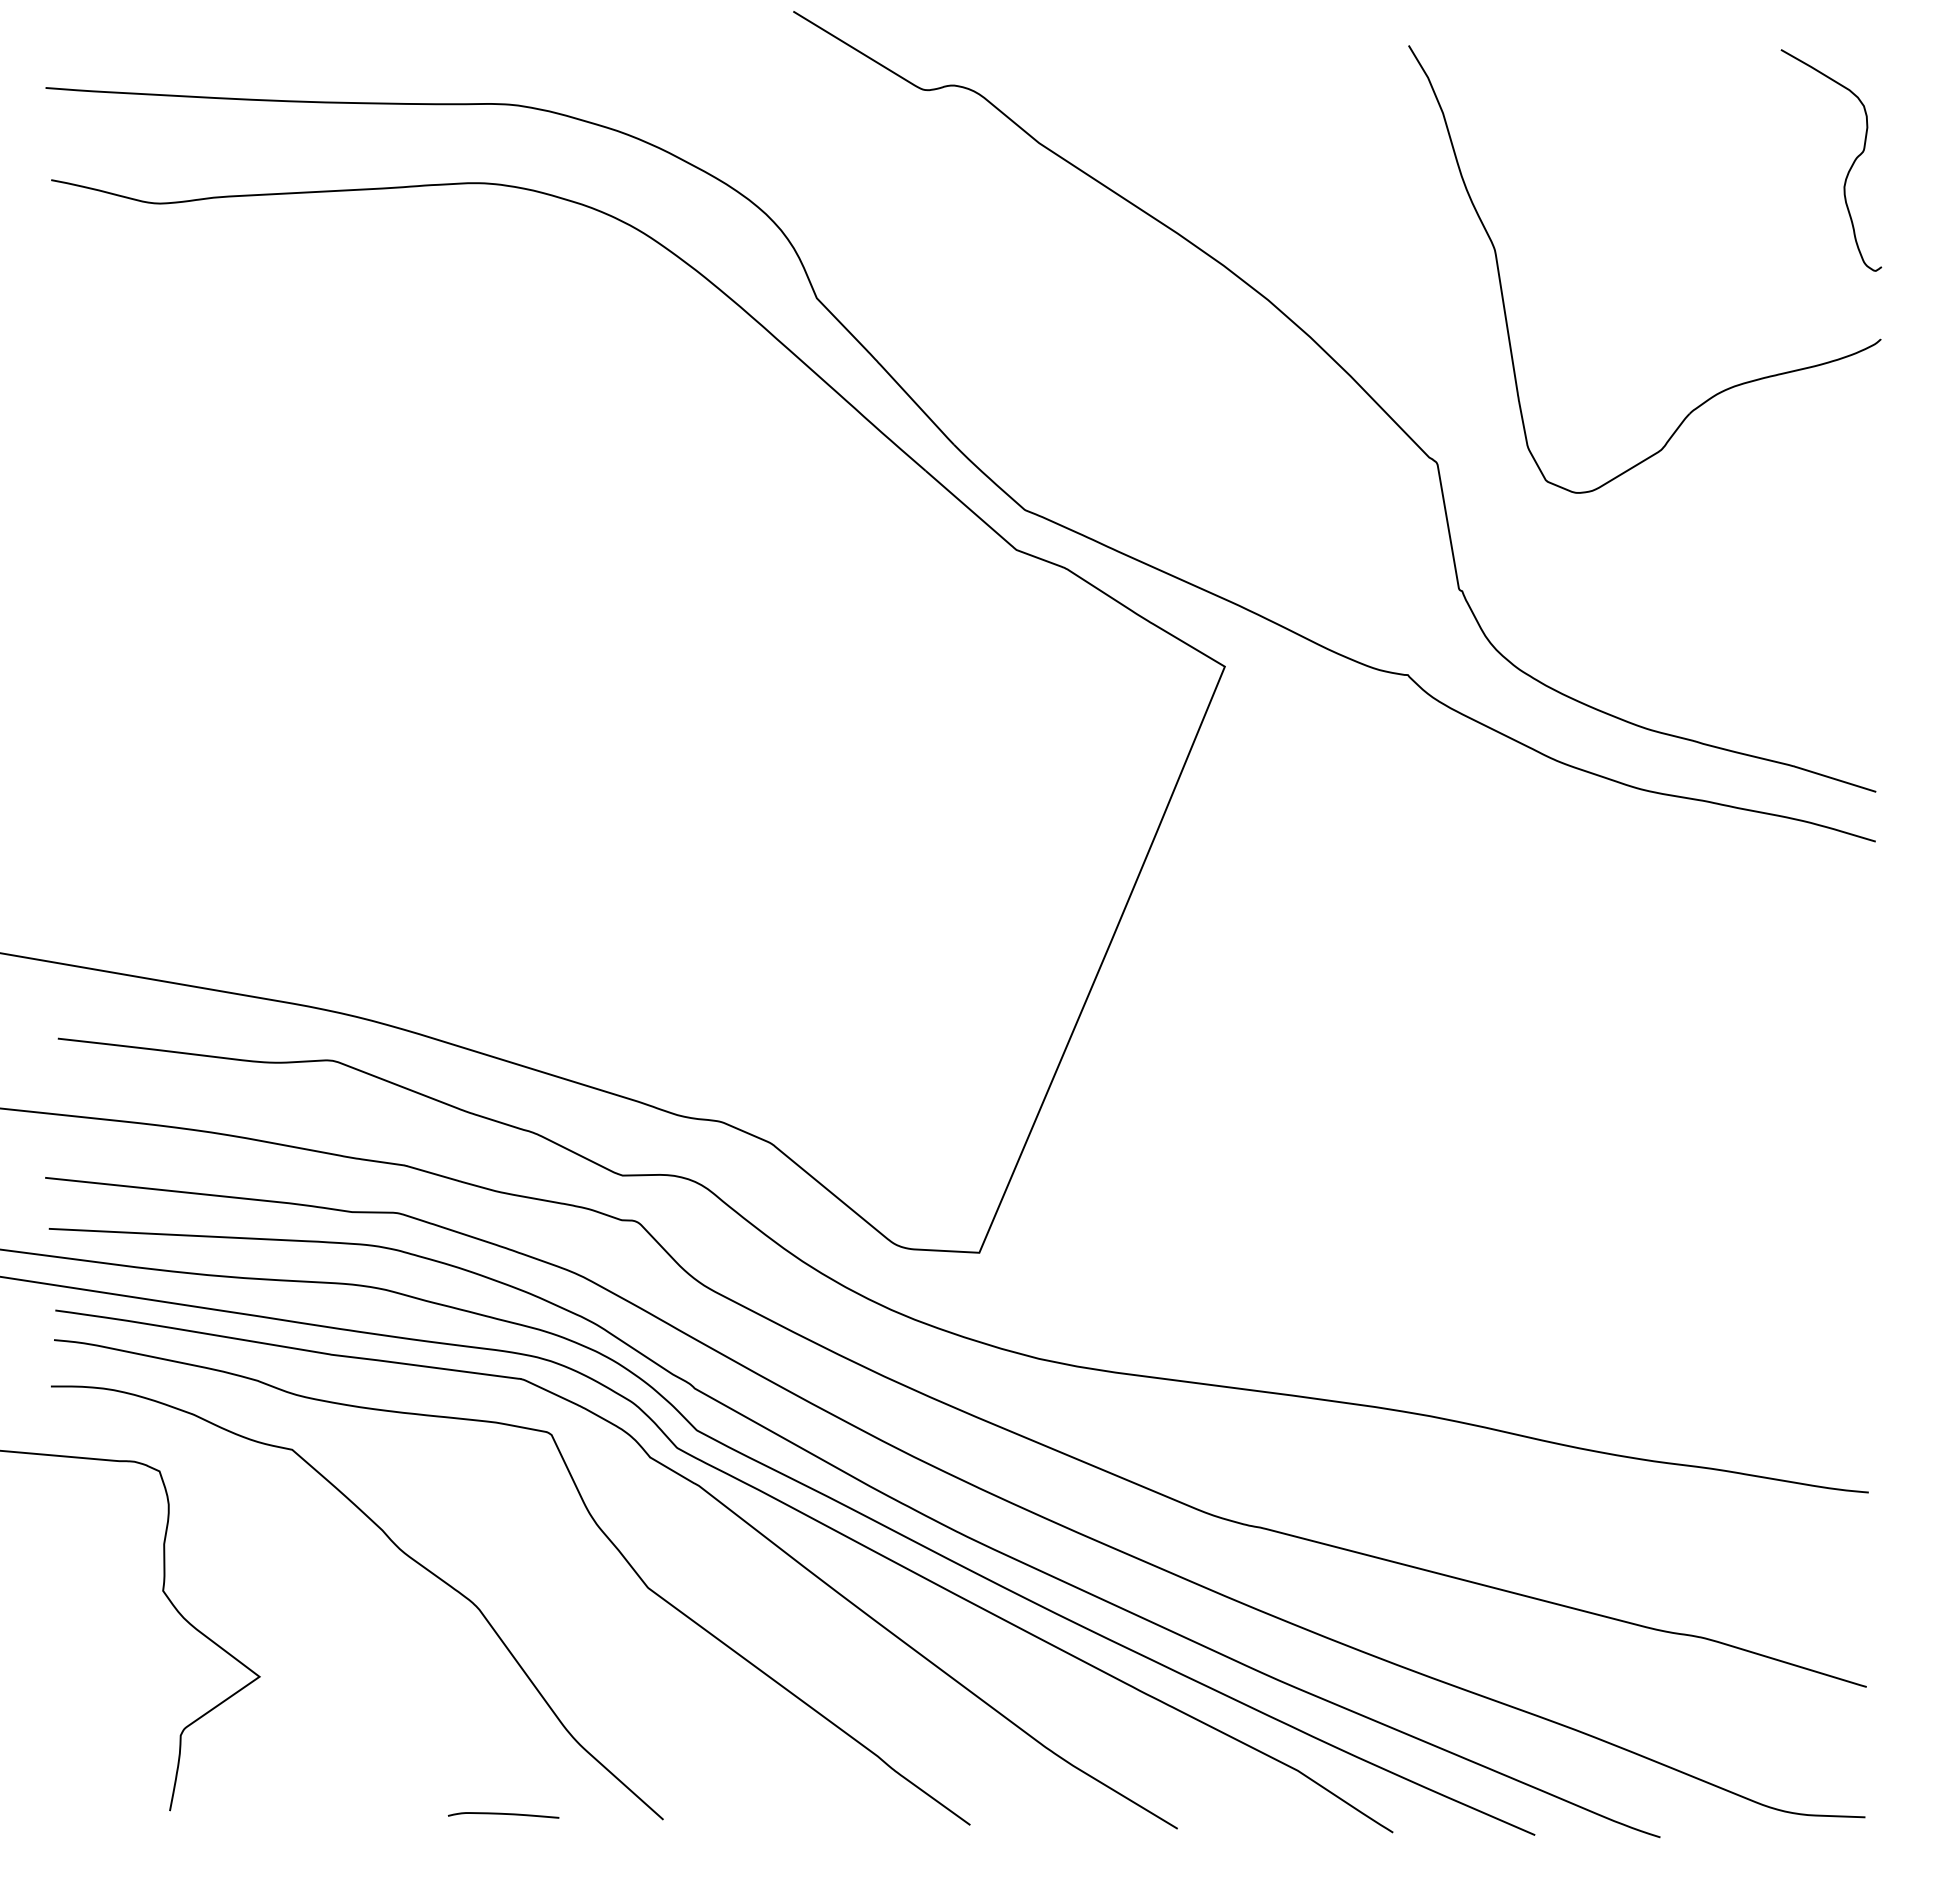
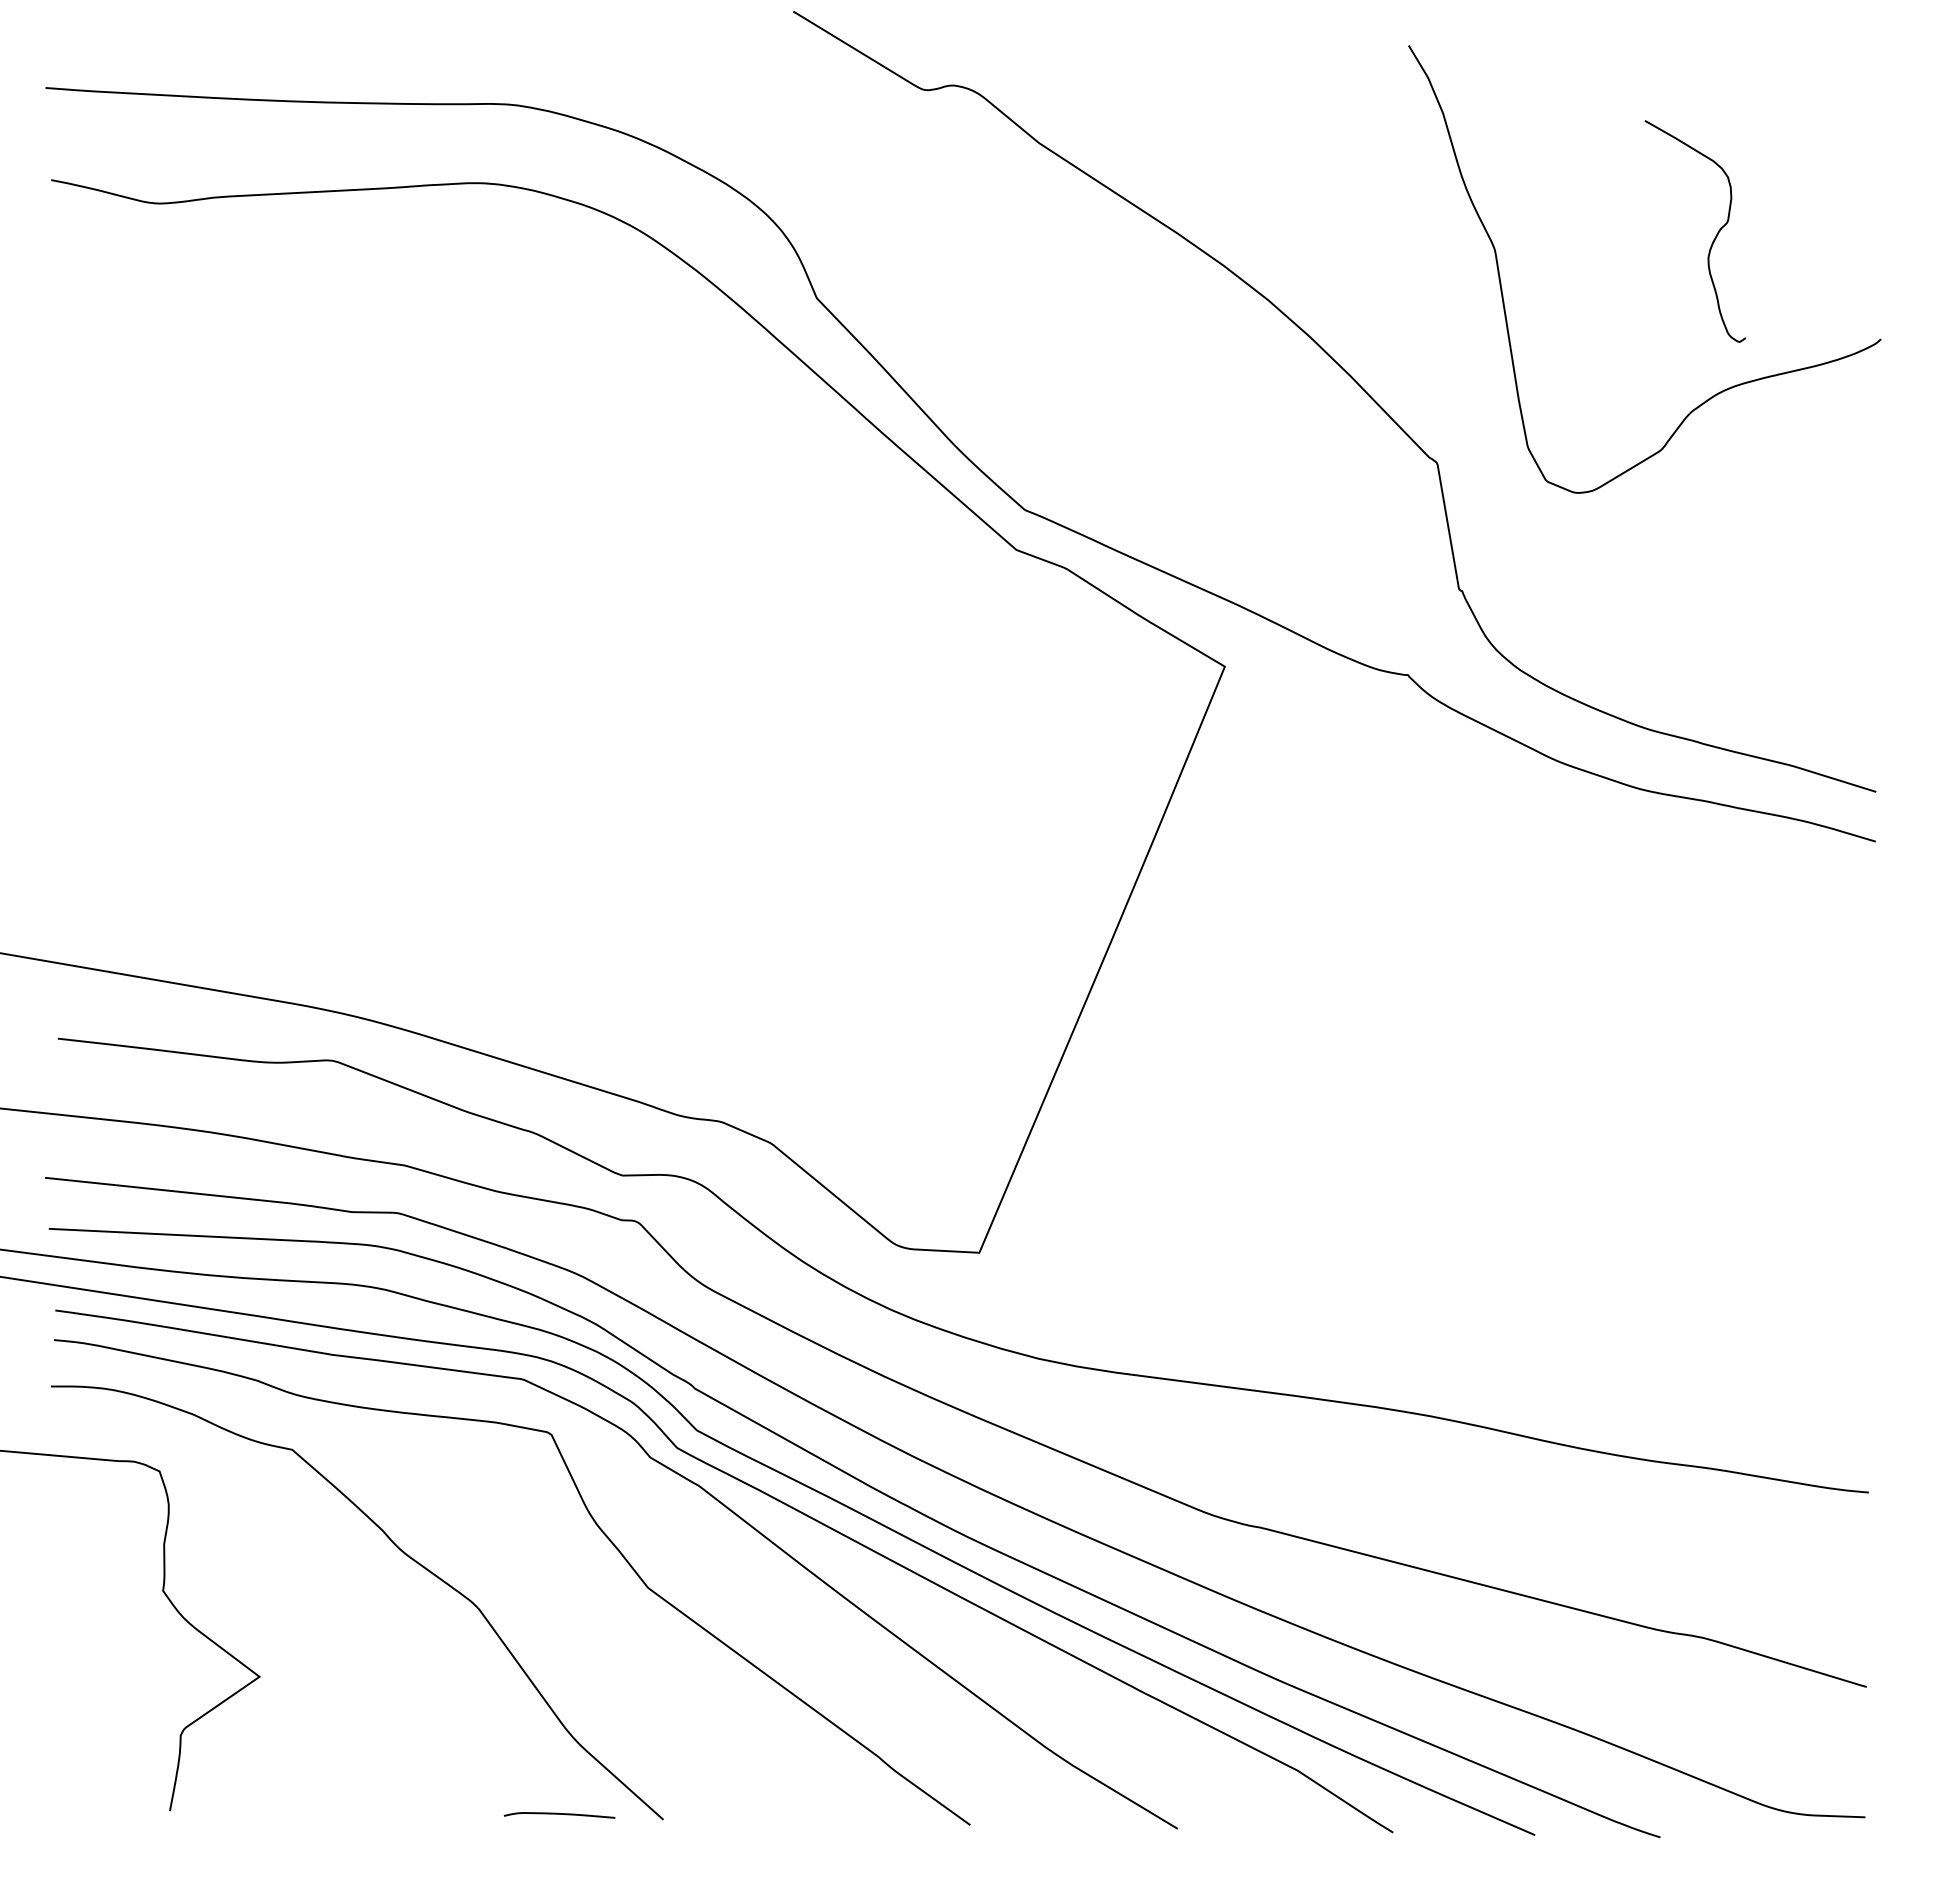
curve position: (1849, 168) -> (1713, 239) (1713, 239)
curve position: (503, 1814) -> (559, 1814) (559, 1814)
